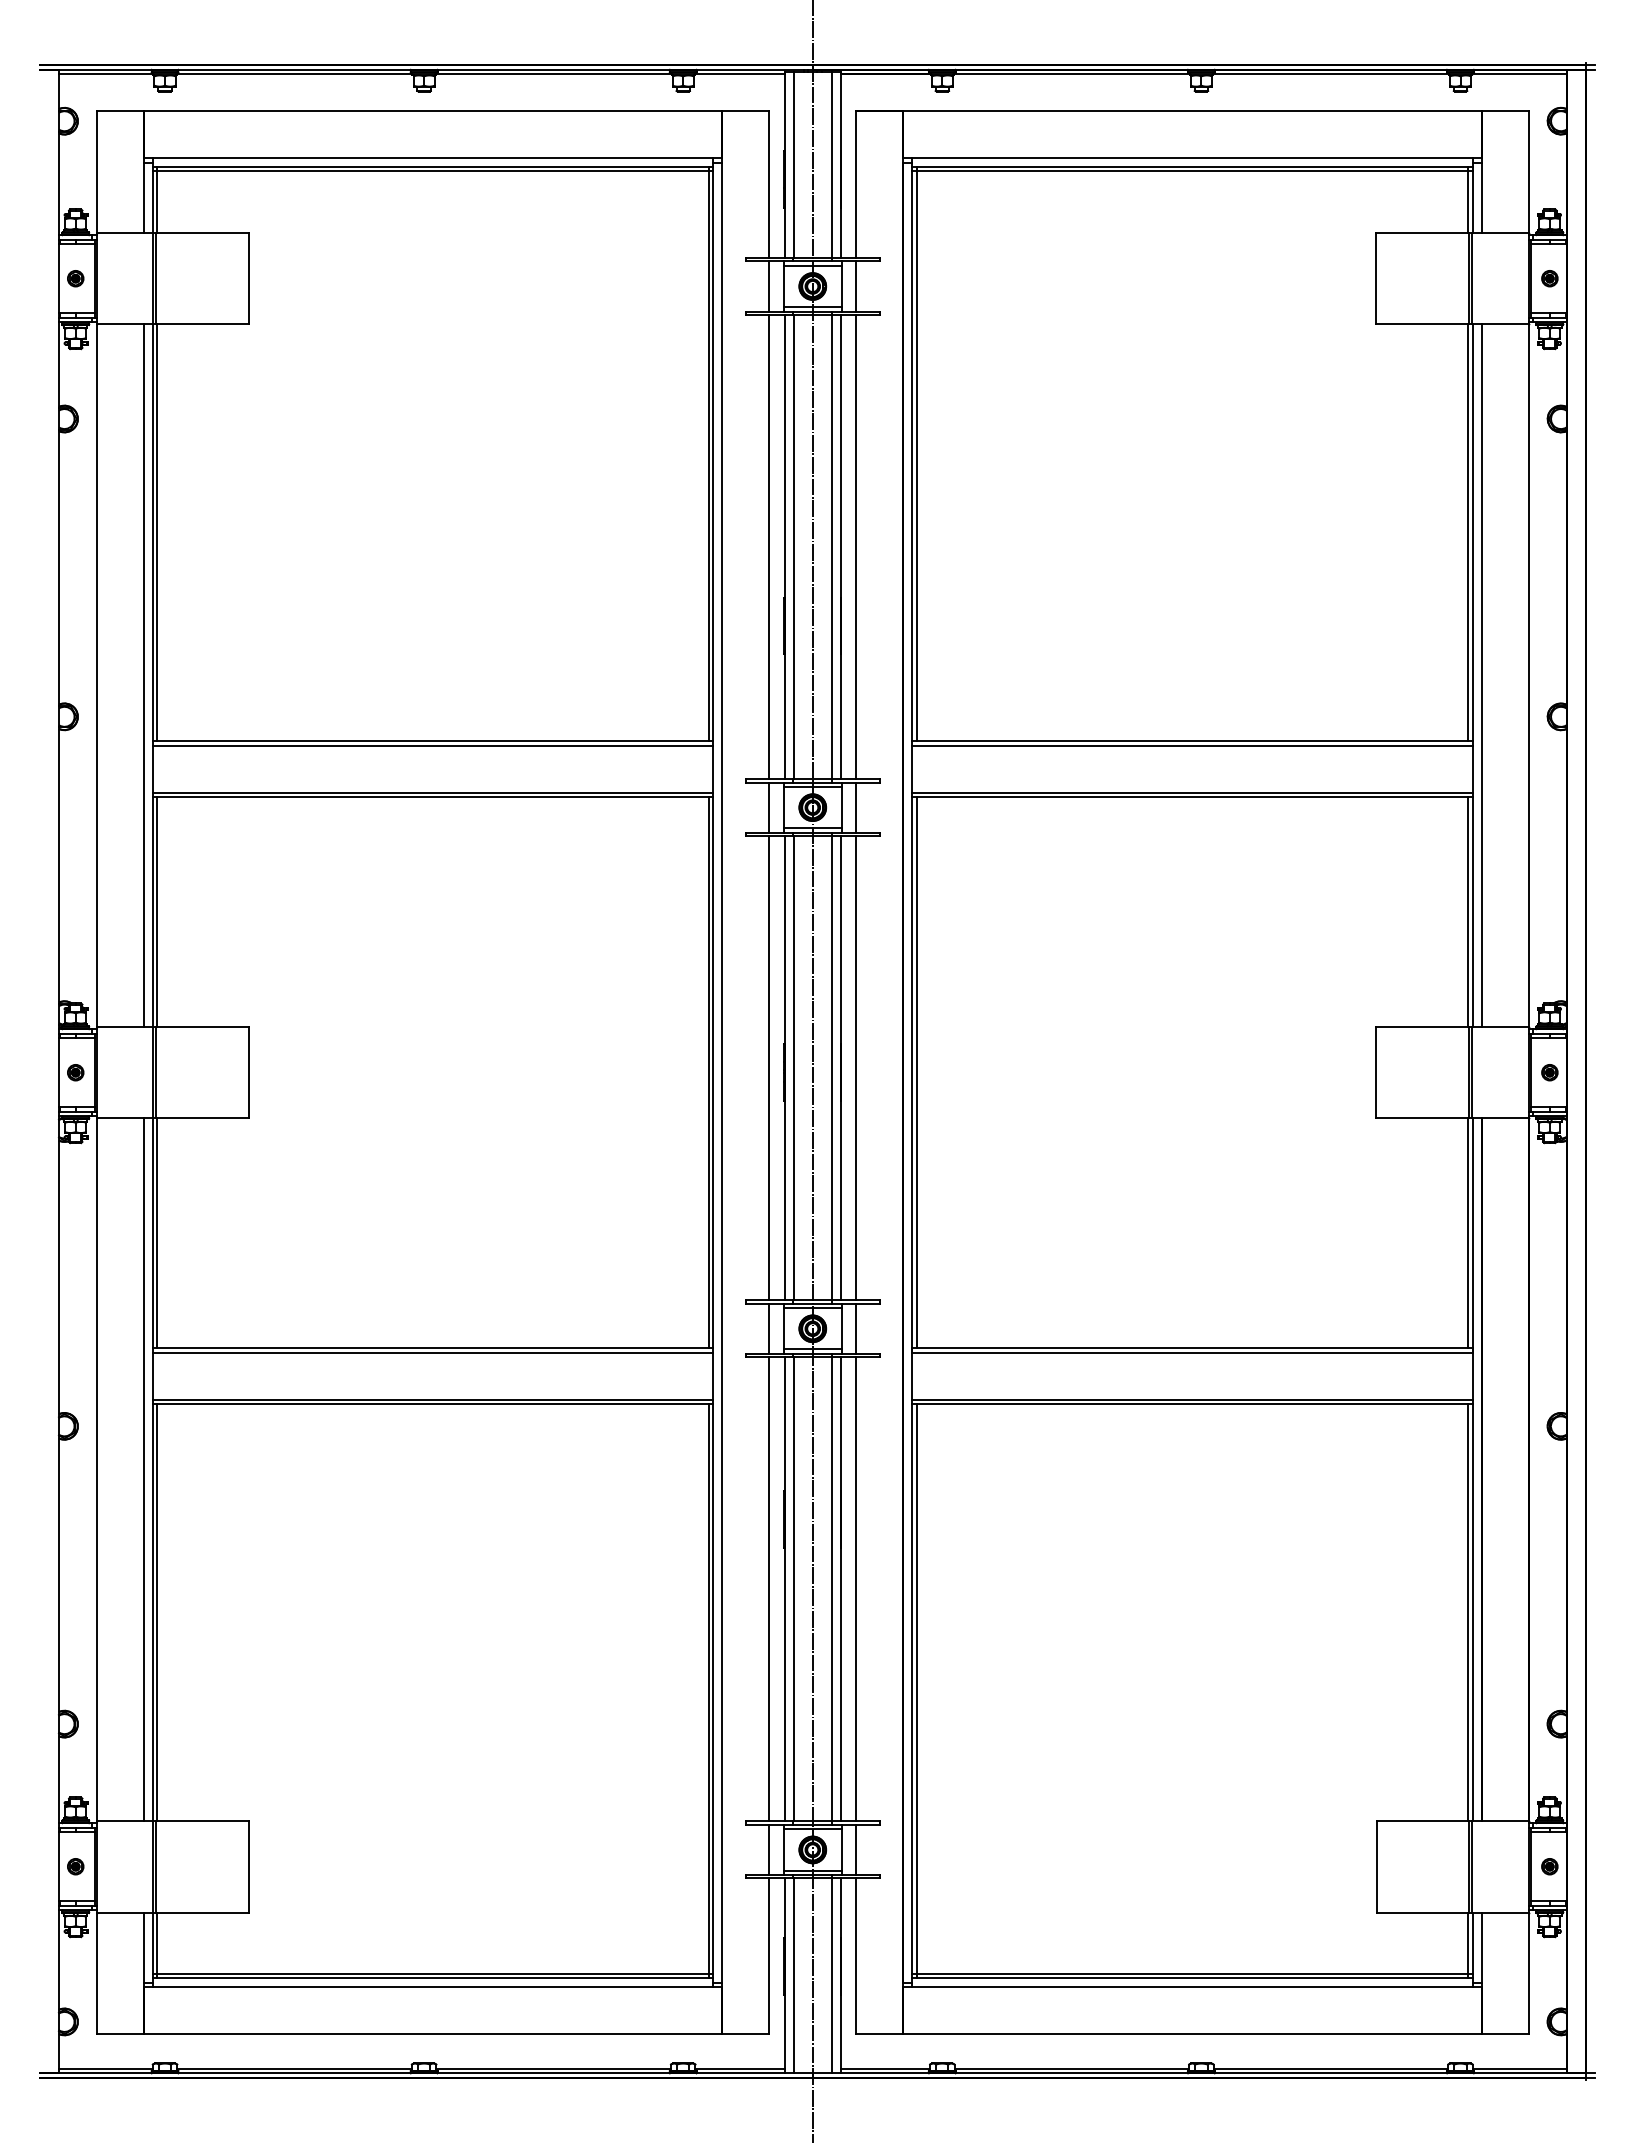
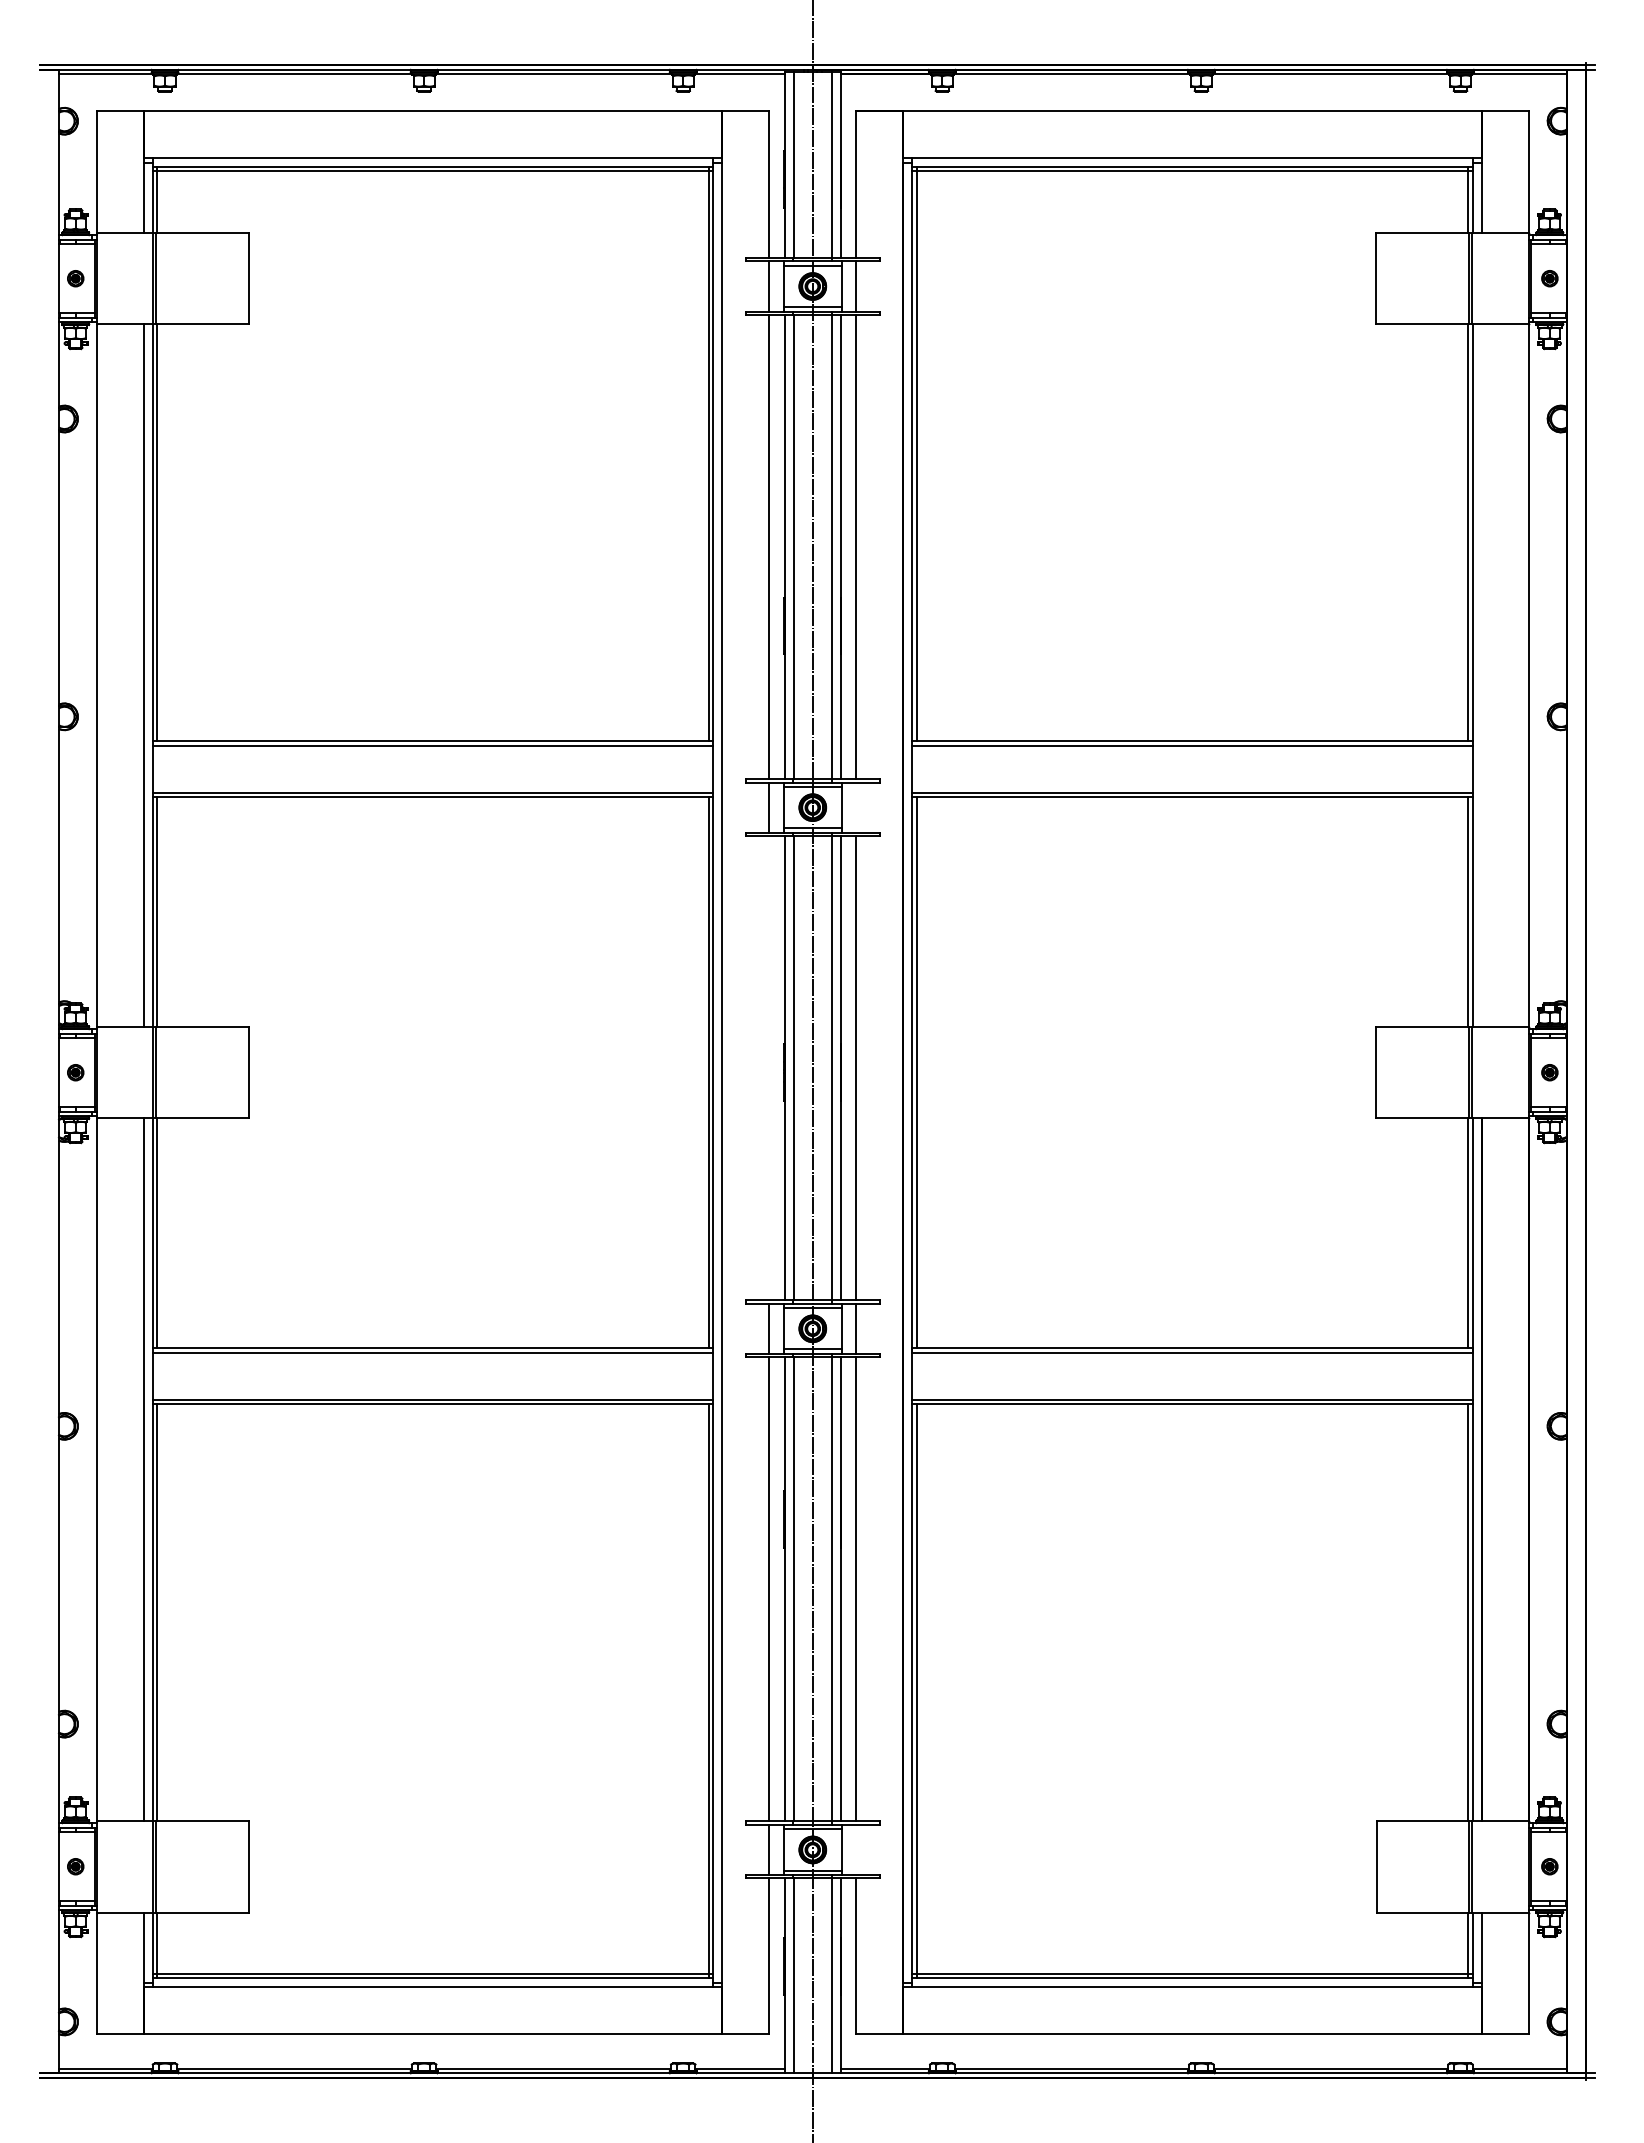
line: present -> none (1481, 675)
line: present -> none (856, 807)
line: present -> none (769, 1068)
line: present -> none (856, 1849)
